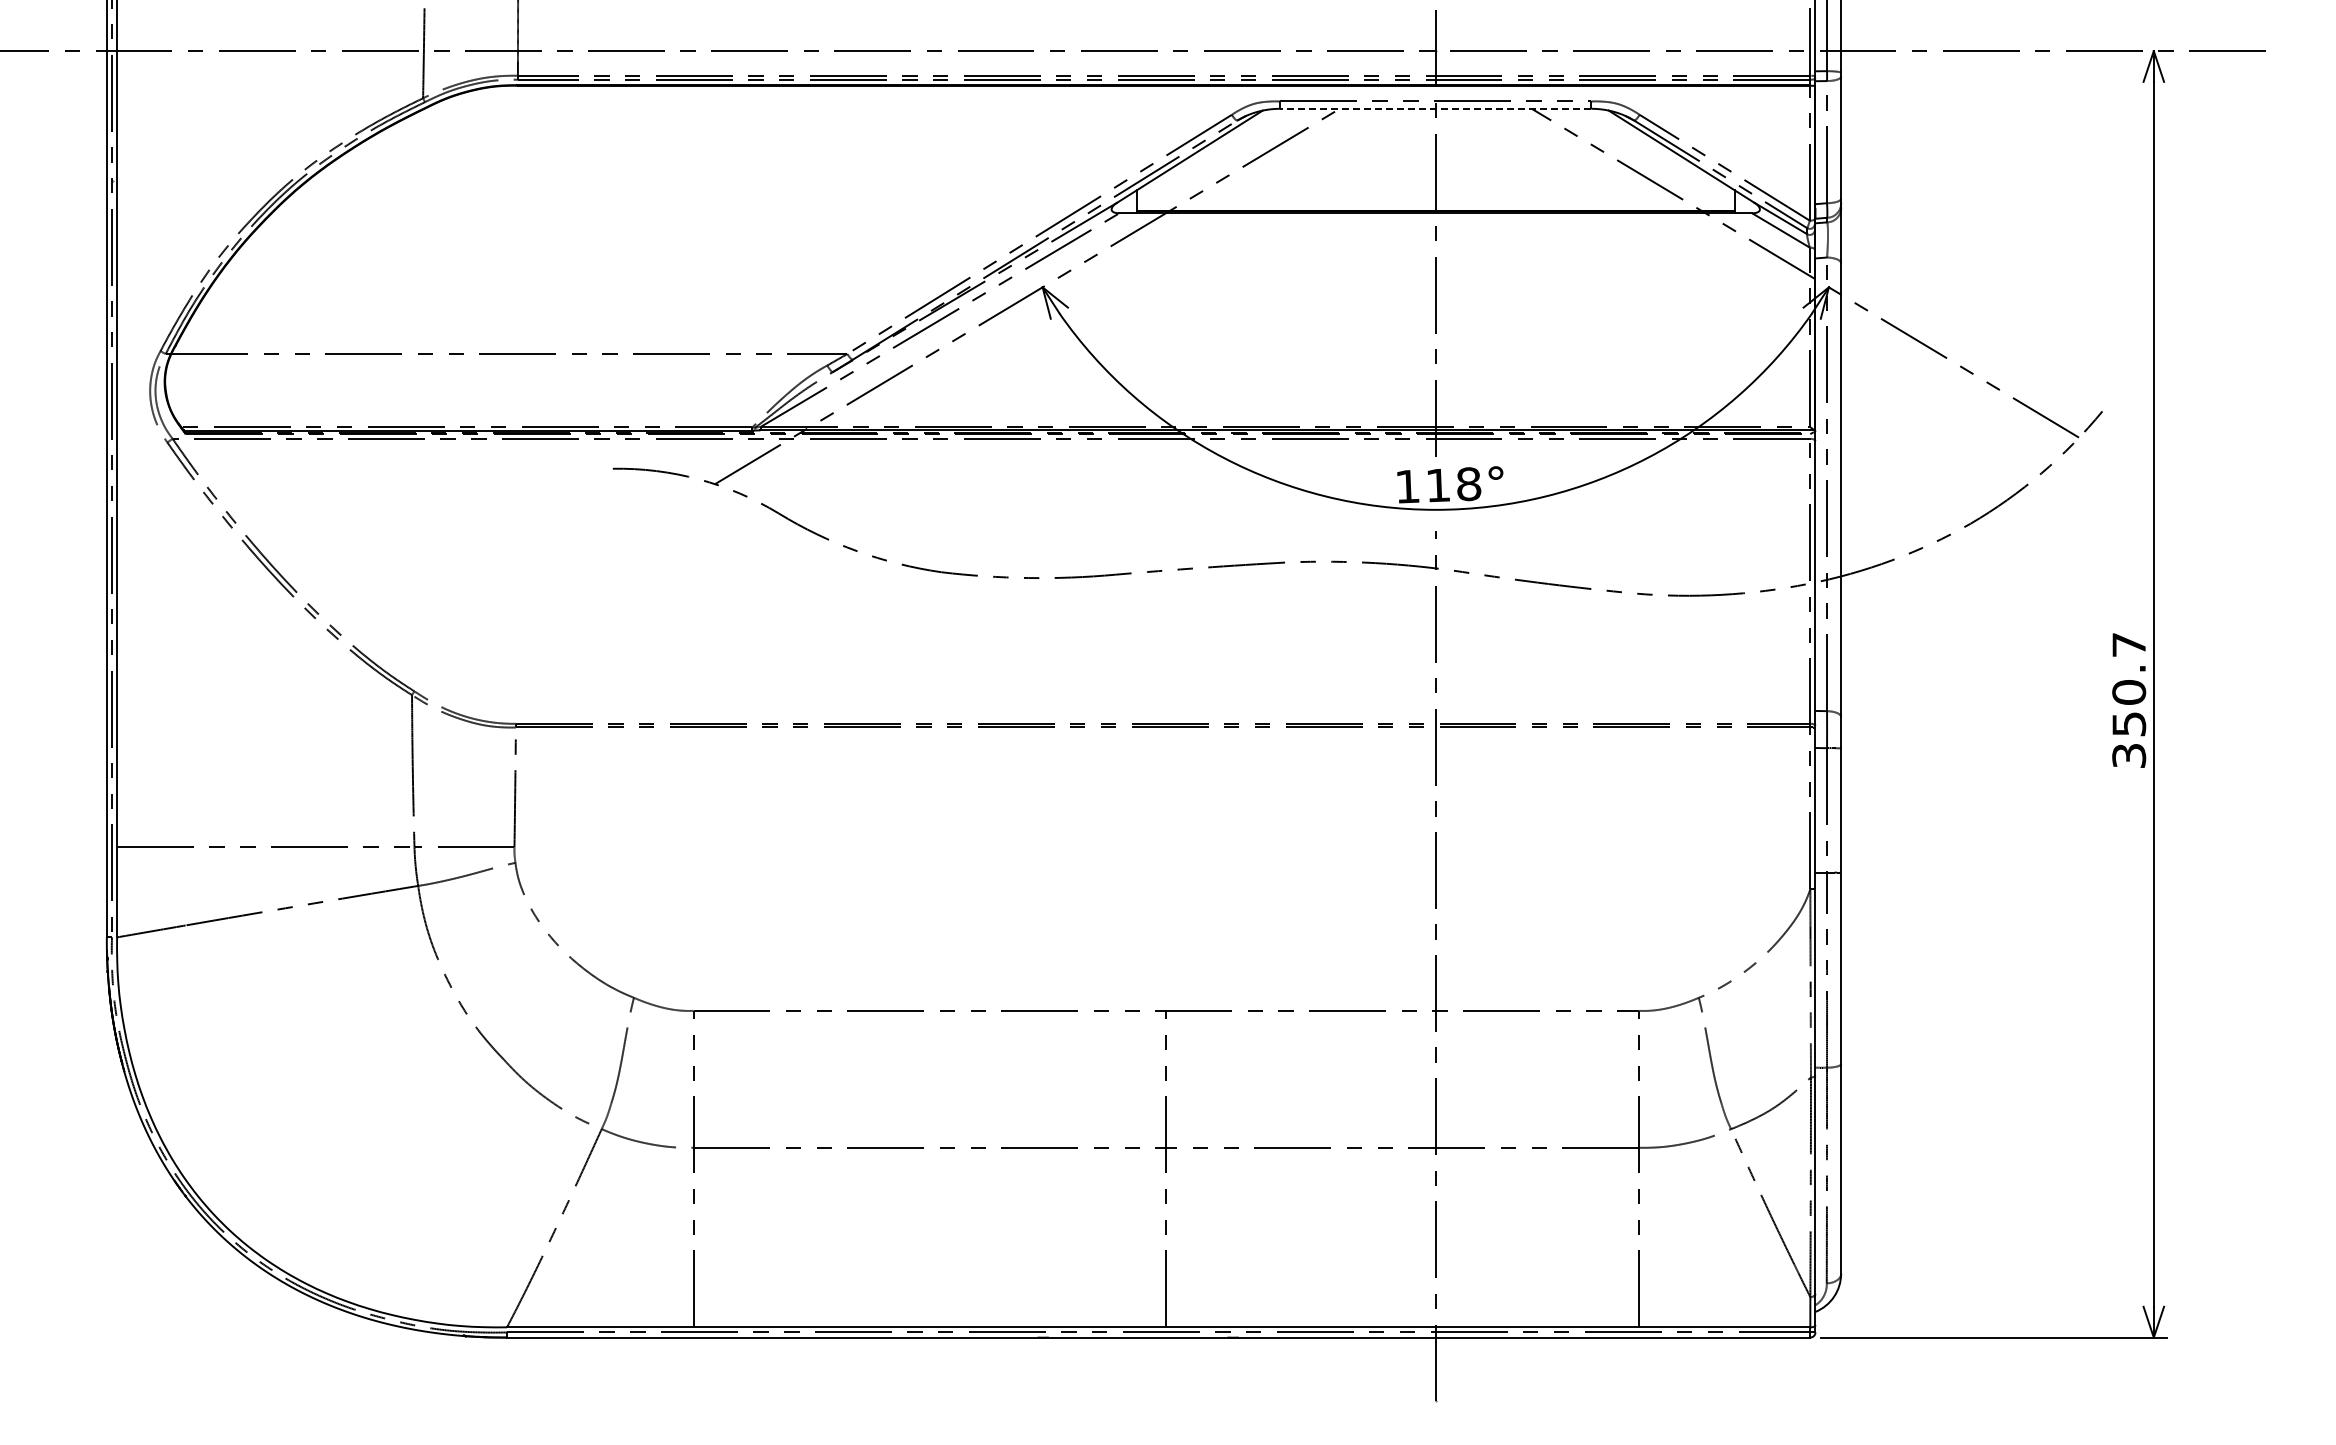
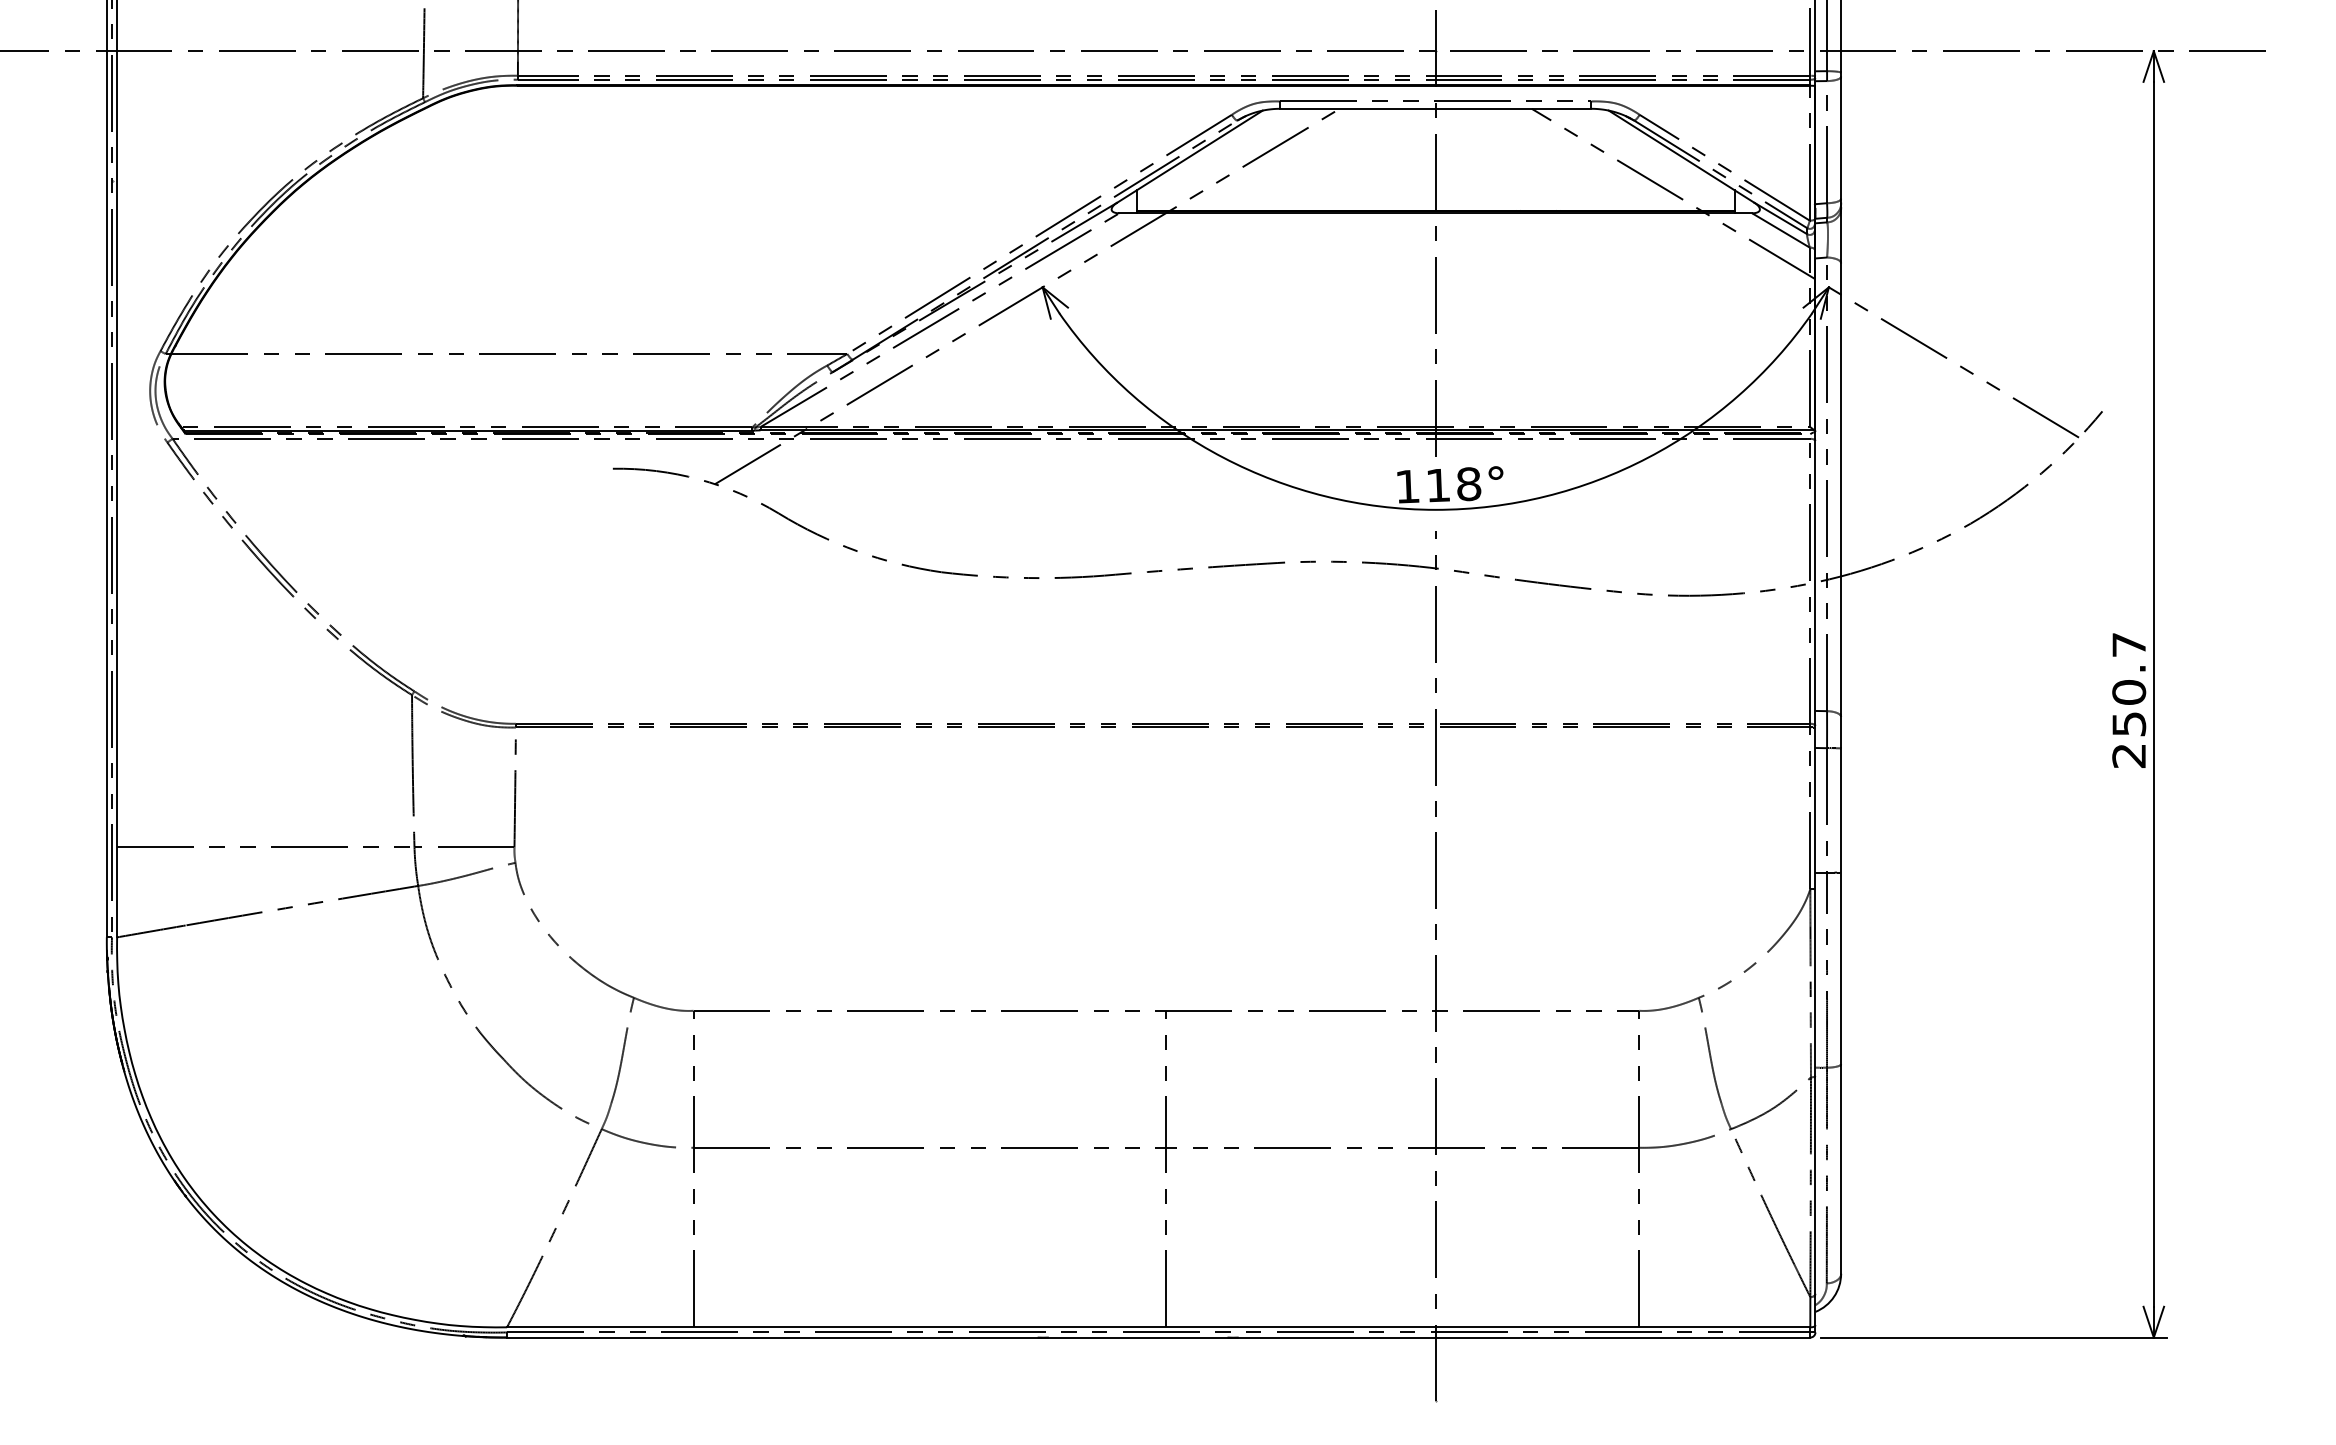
line: dashed -> solid (1435, 108)
text: 350.7 -> 250.7 (2129, 755)
